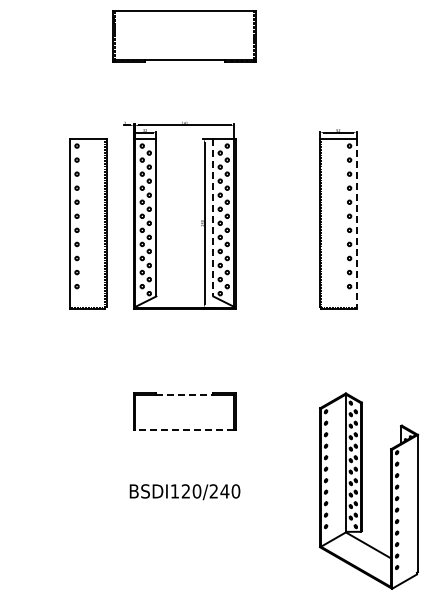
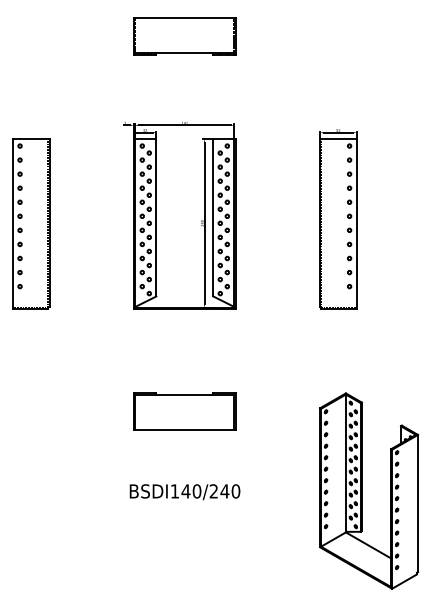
part size: 145x53 px -> 104x39 px (184, 36)
line: dashed -> solid (213, 217)
part position: (88, 223) -> (31, 223) (31, 223)
line: dashed -> solid (356, 224)
line: dashed -> solid (185, 394)
line: dashed -> solid (184, 429)
text: BSDI120/240 -> BSDI140/240 (185, 491)
